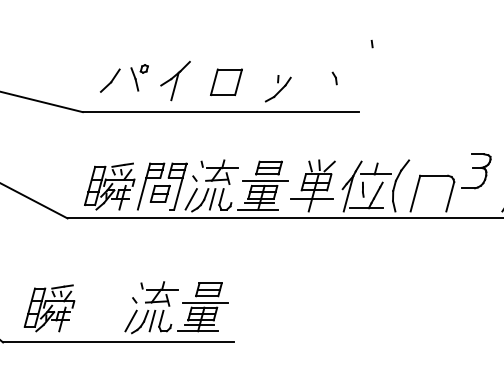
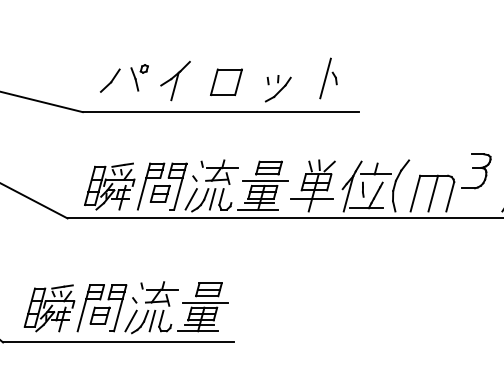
line position: (371, 44) -> (267, 81) (267, 81)
line: none -> present (325, 78)
line: none -> present (433, 193)
part: none -> present (101, 308)
